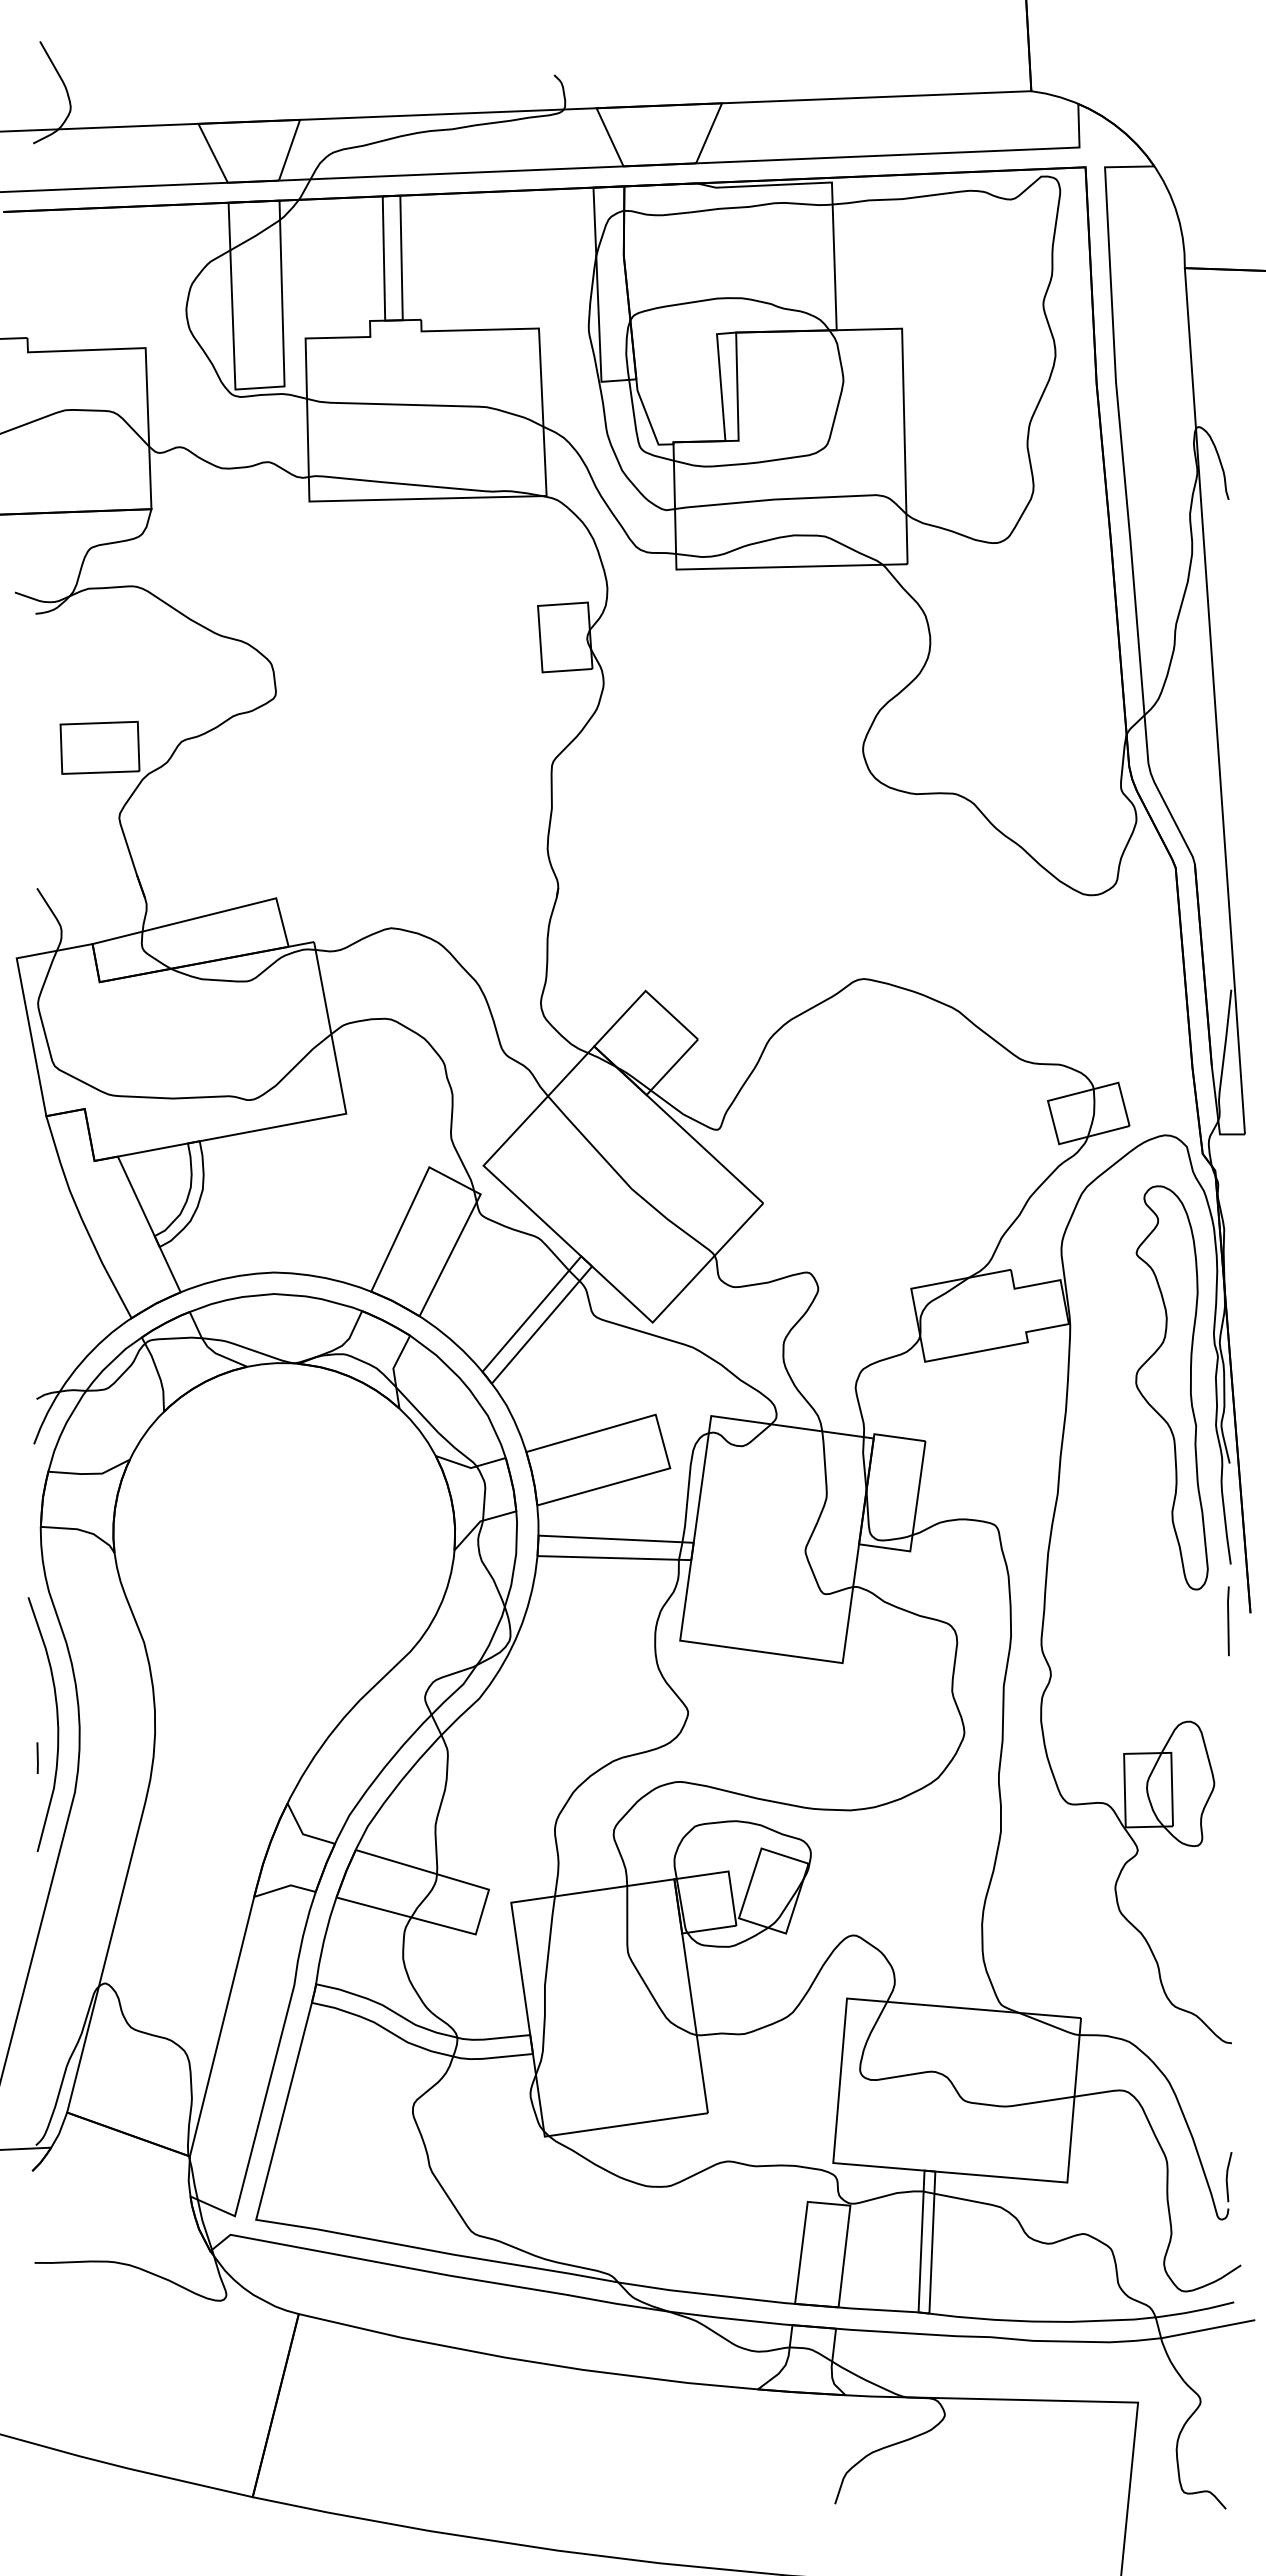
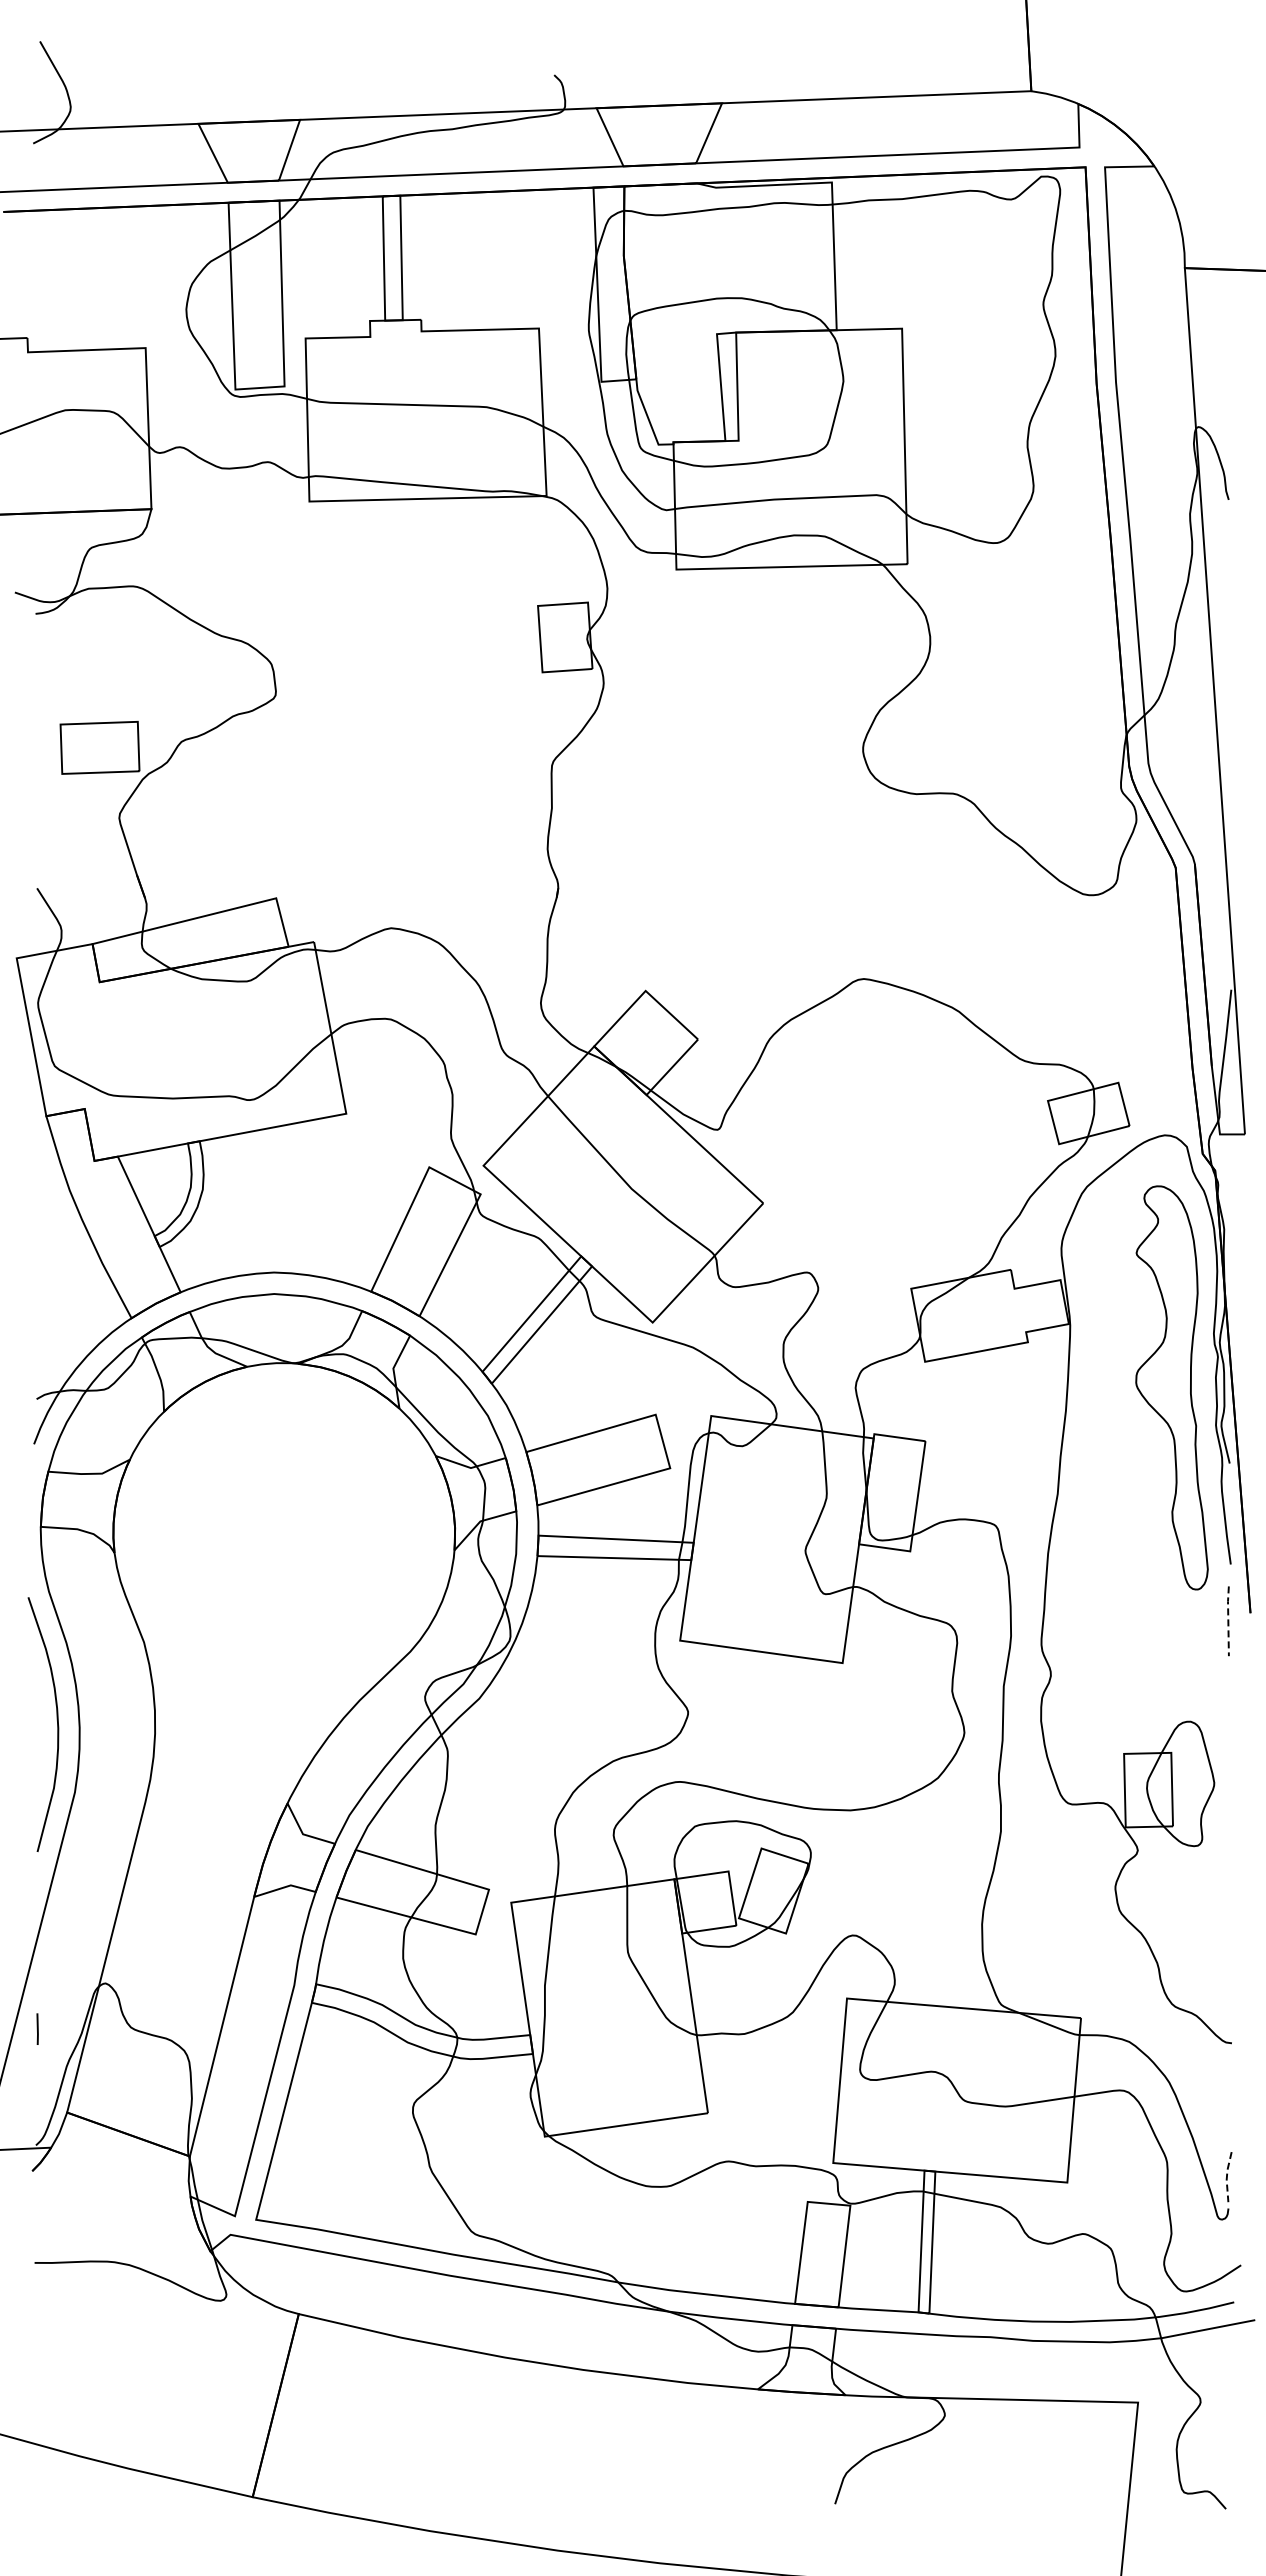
line: solid -> dashed (1228, 1620)
line position: (37, 1757) -> (37, 2028) (37, 2028)
line: solid -> dashed (1226, 2177)
